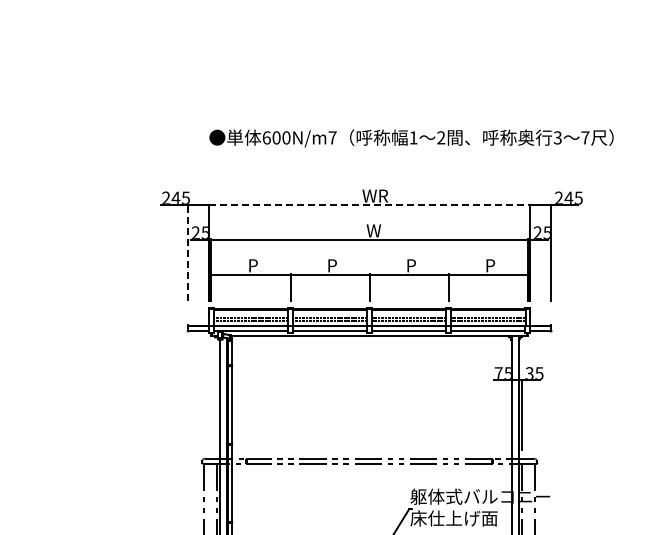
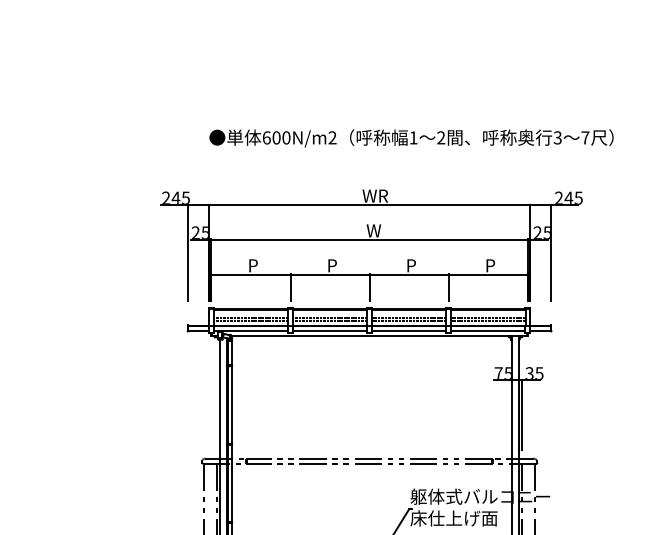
text: 600N/m7 -> 600N/m2 (332, 137)
line: dashed -> solid (370, 204)
line: dashed -> solid (187, 252)
